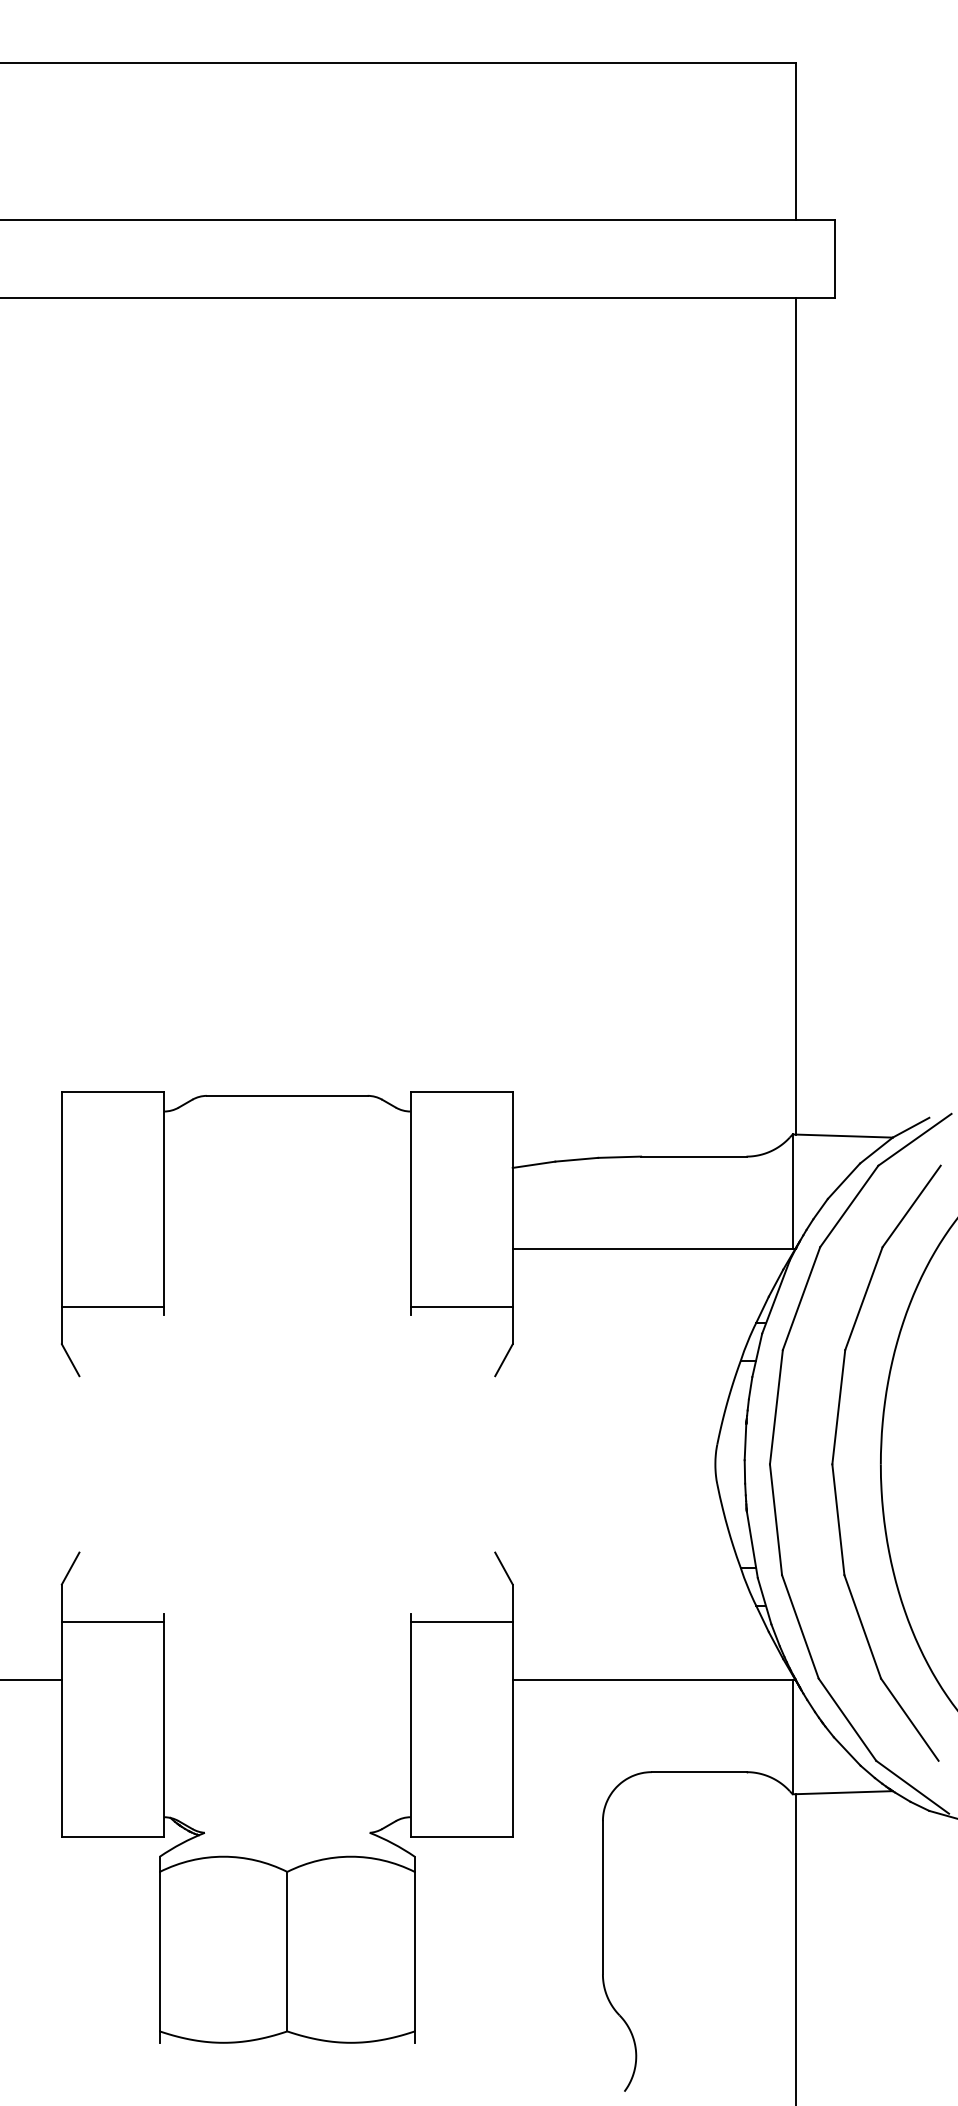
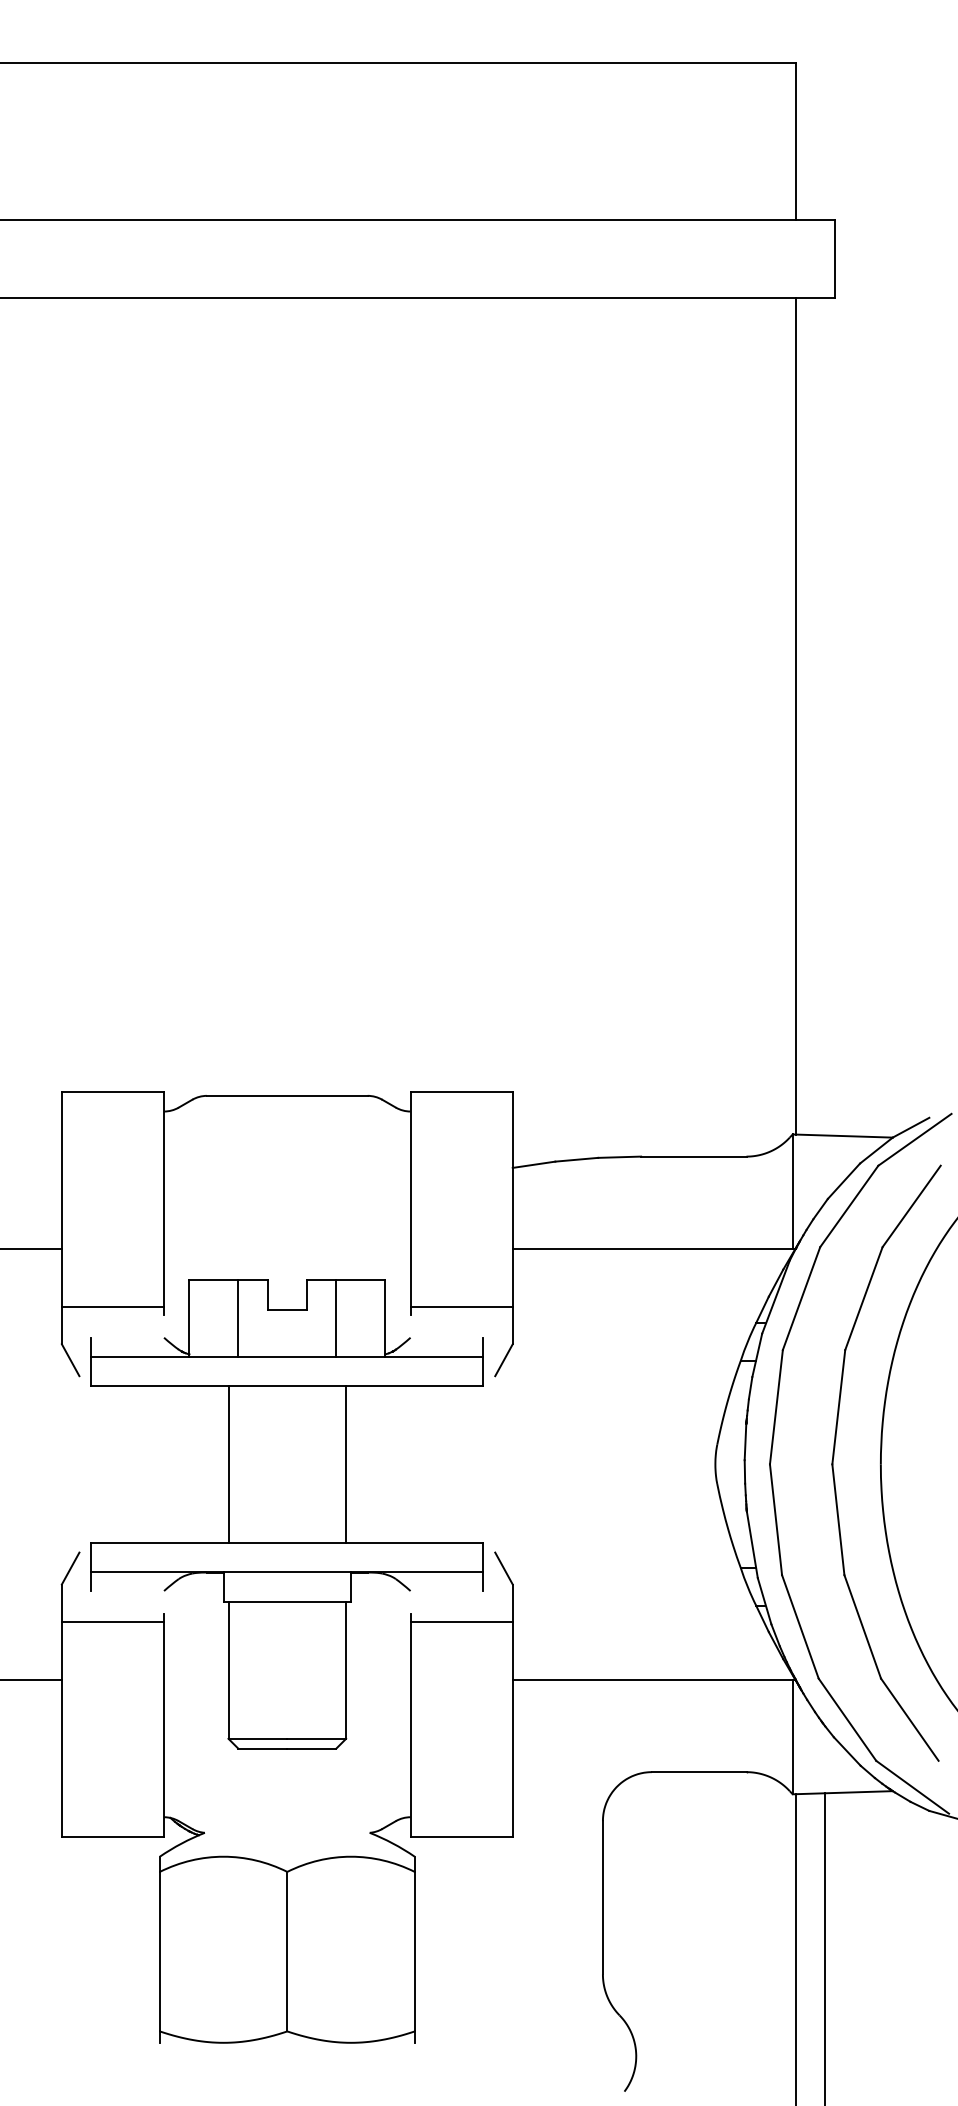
line: none -> present (31, 1248)
part: none -> present (286, 1514)
line: none -> present (825, 1947)
